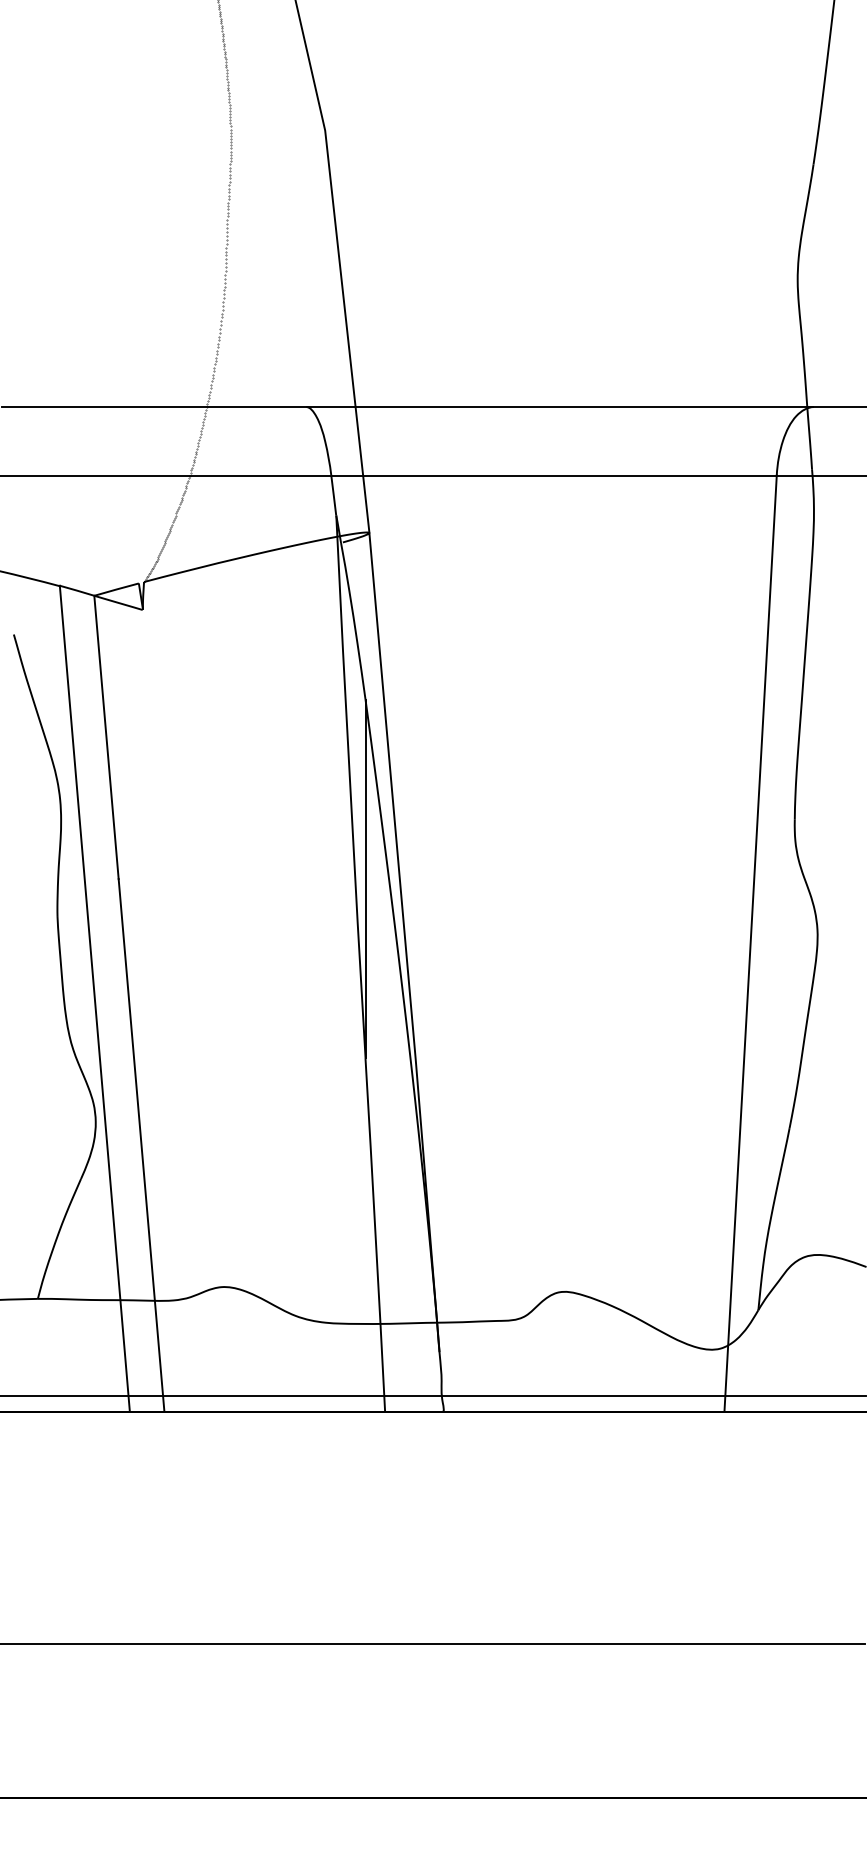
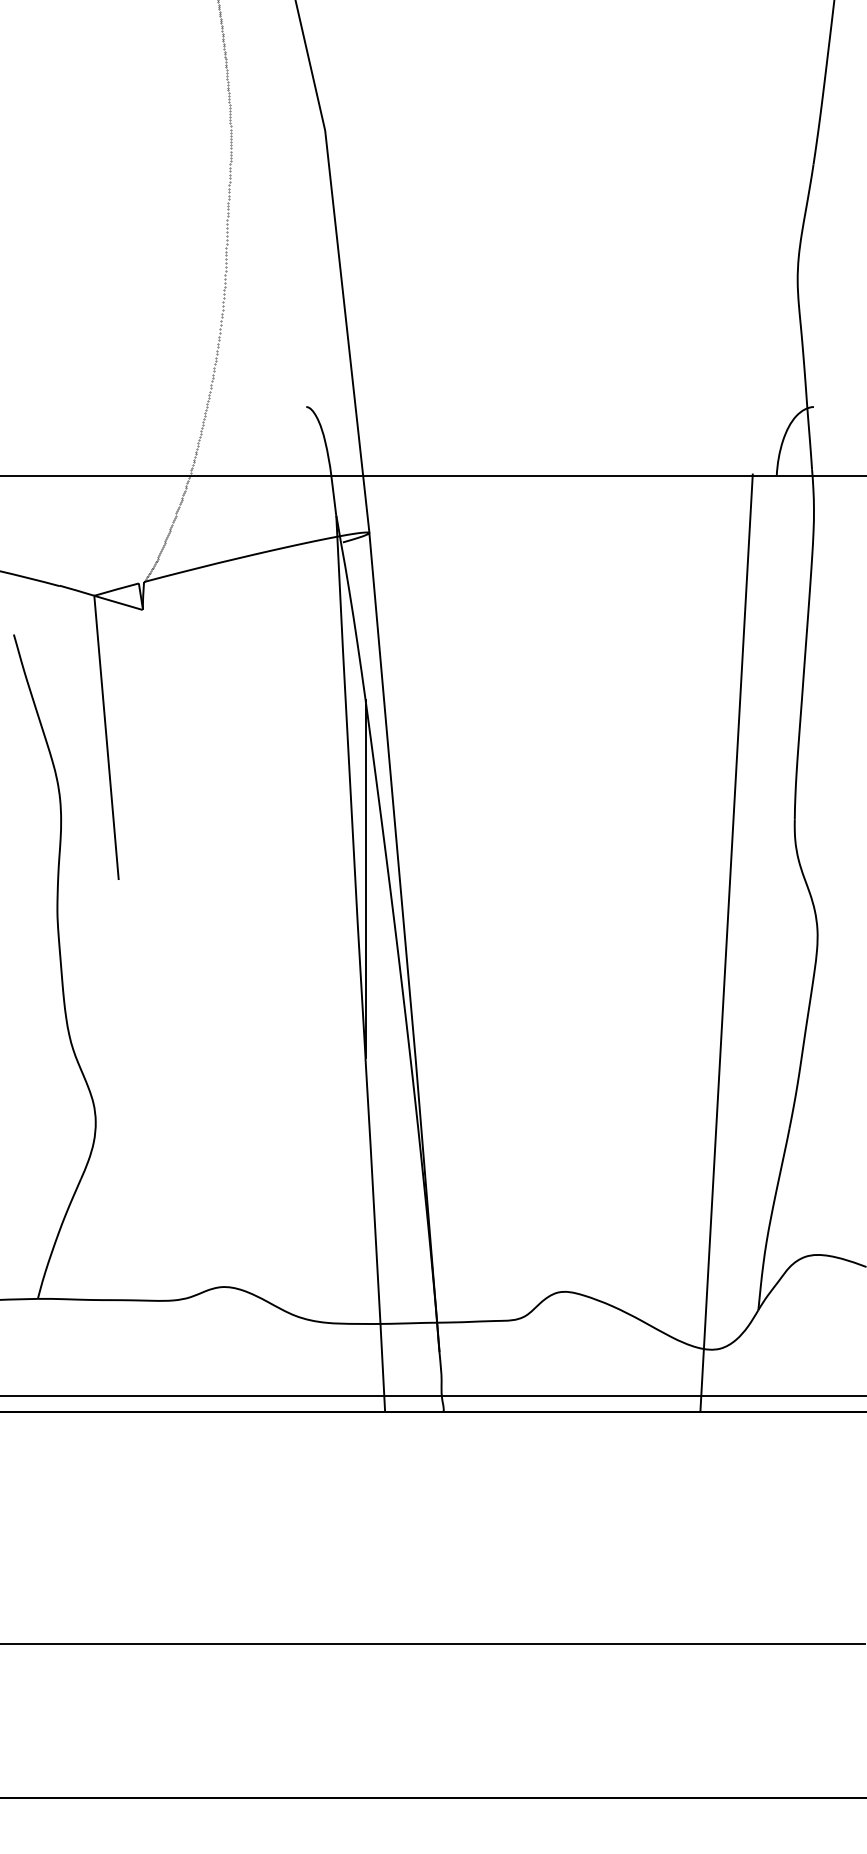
line: present -> none (432, 407)
line position: (750, 943) -> (726, 942) (726, 942)
line: present -> none (94, 998)
line: present -> none (141, 1145)
